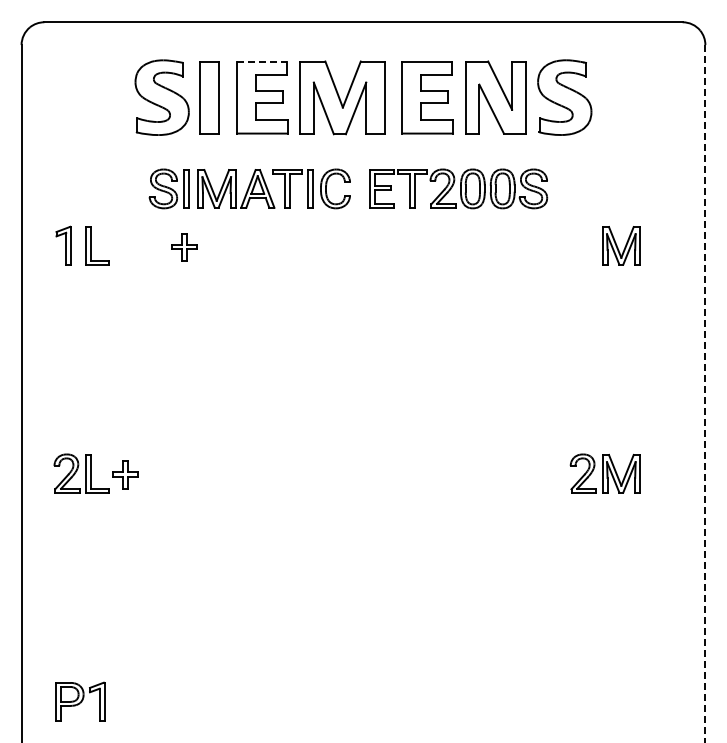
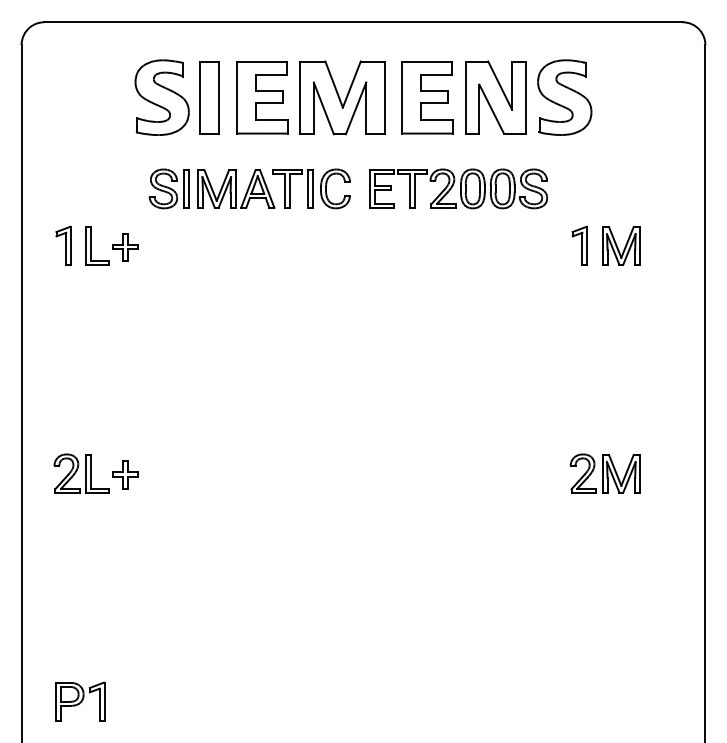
line: dashed -> solid (261, 61)
part: none -> present (579, 245)
part position: (184, 247) -> (125, 247) (125, 247)
line: dashed -> solid (705, 393)
